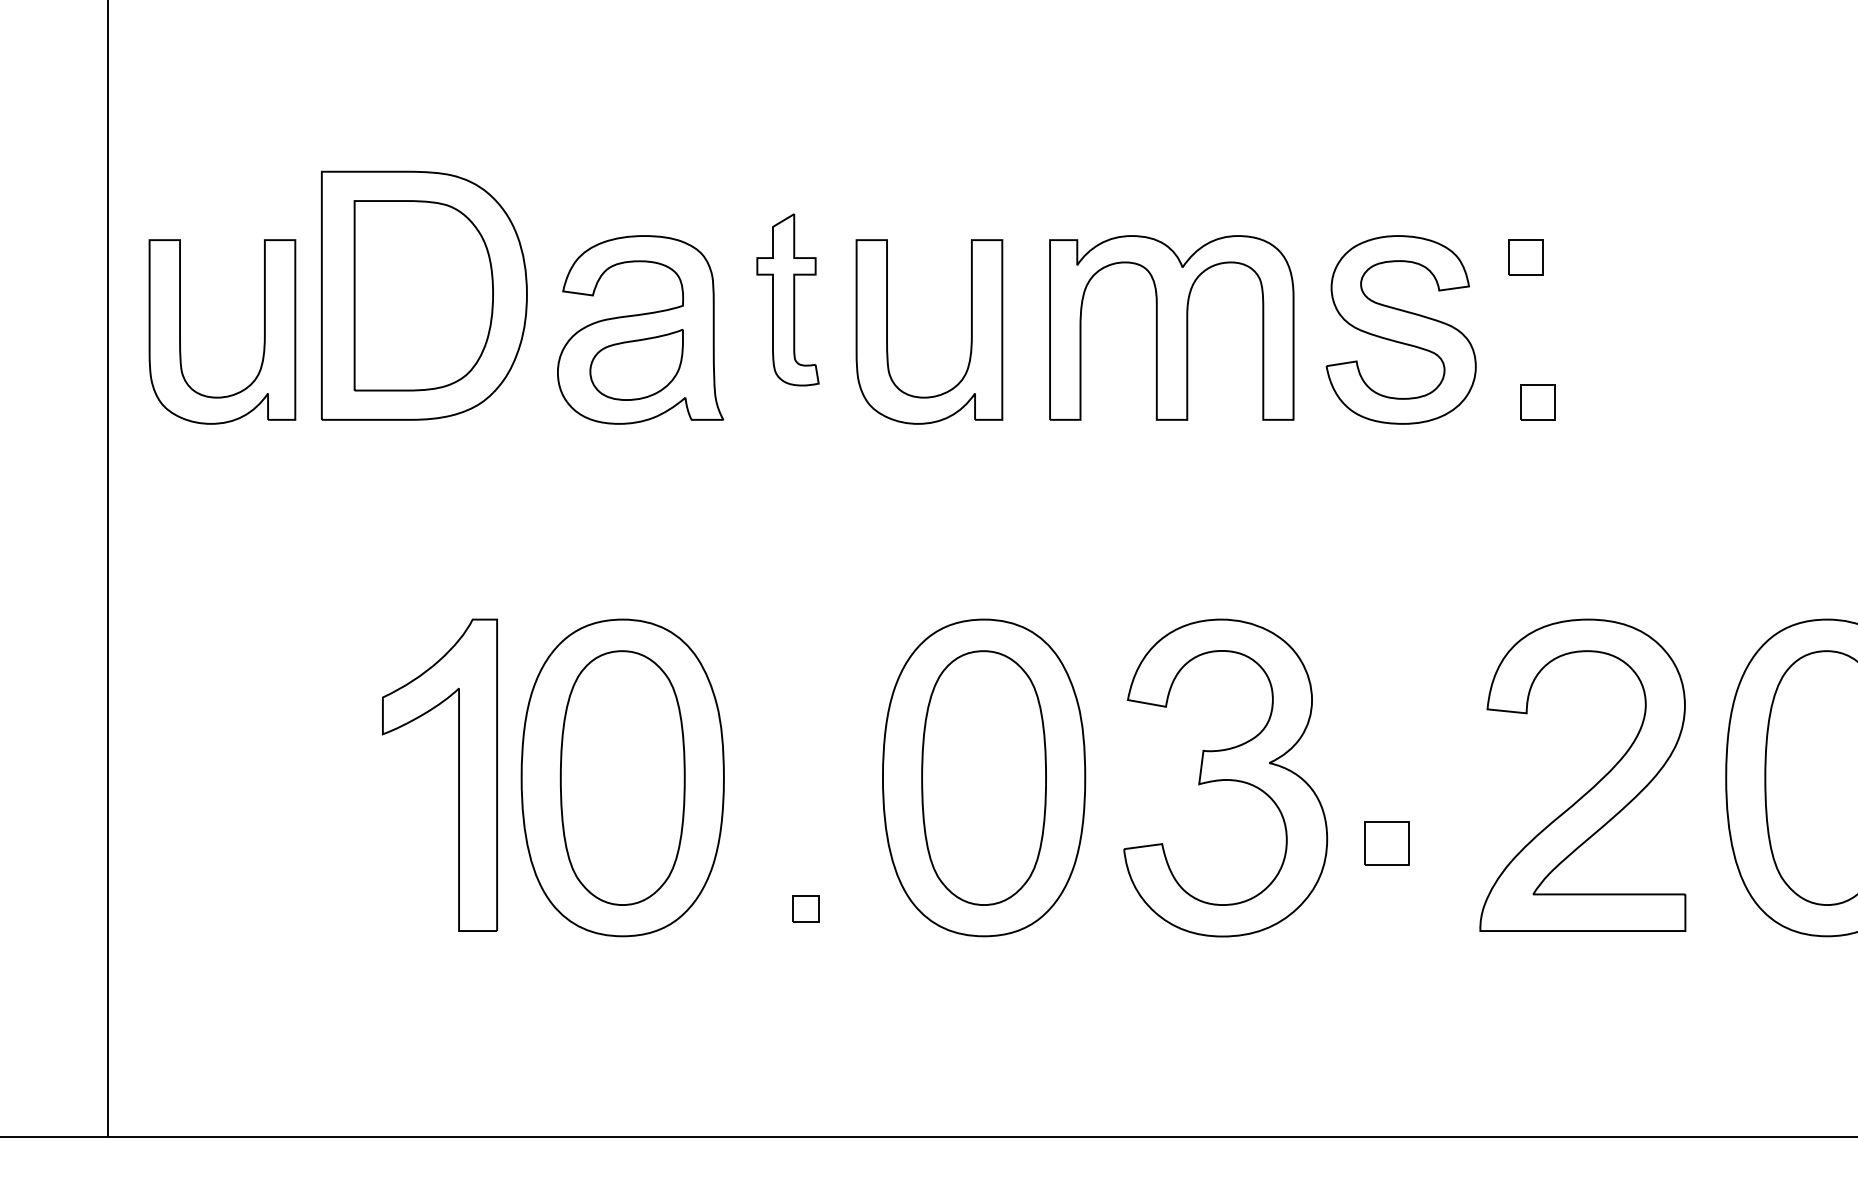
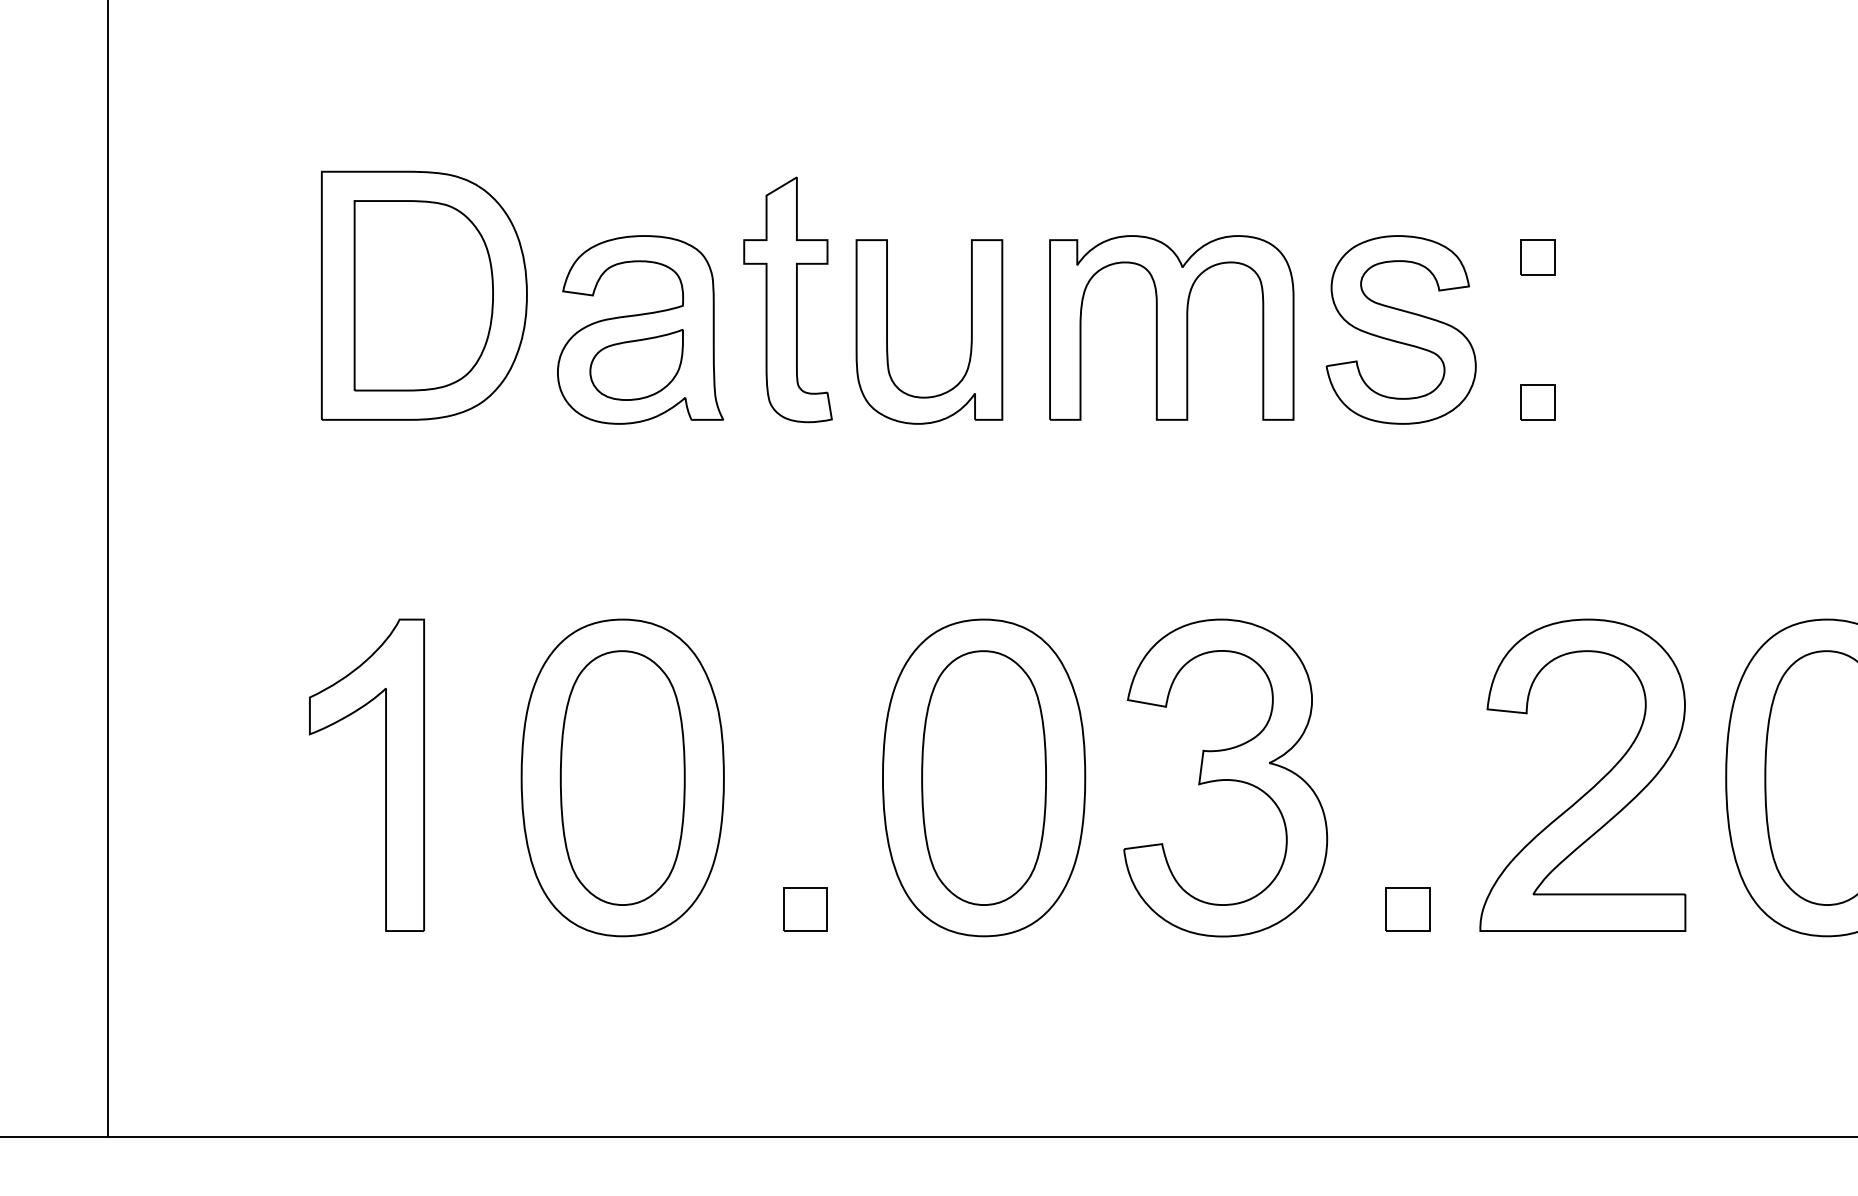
part position: (1525, 257) -> (1537, 257) (1537, 257)
part size: 64x174 px -> 90x248 px (787, 299)
part: present -> none (263, 339)
part position: (458, 774) -> (385, 774) (385, 774)
part position: (1386, 843) -> (1407, 909) (1407, 909)
part size: 28x28 px -> 45x45 px (805, 909)
